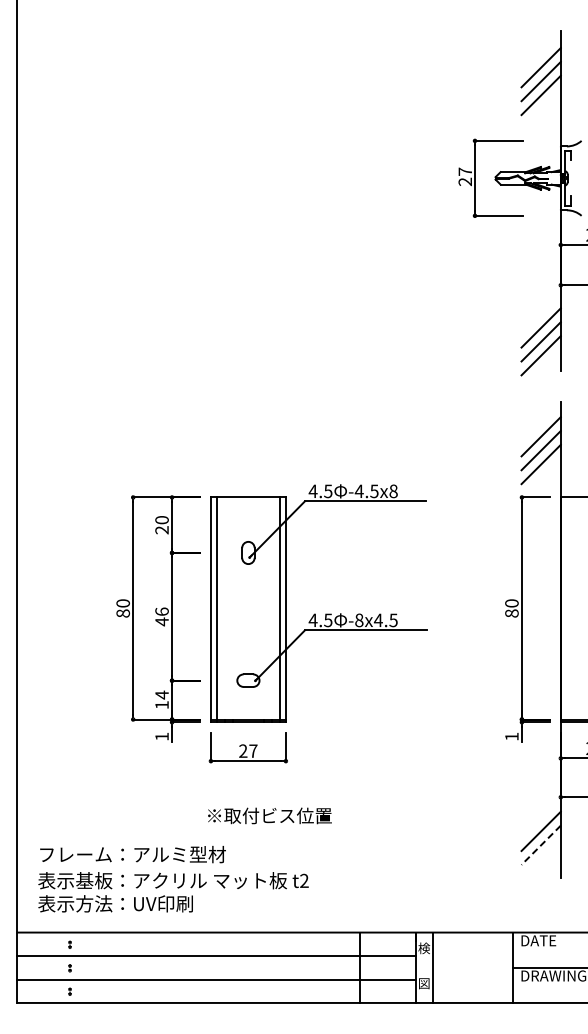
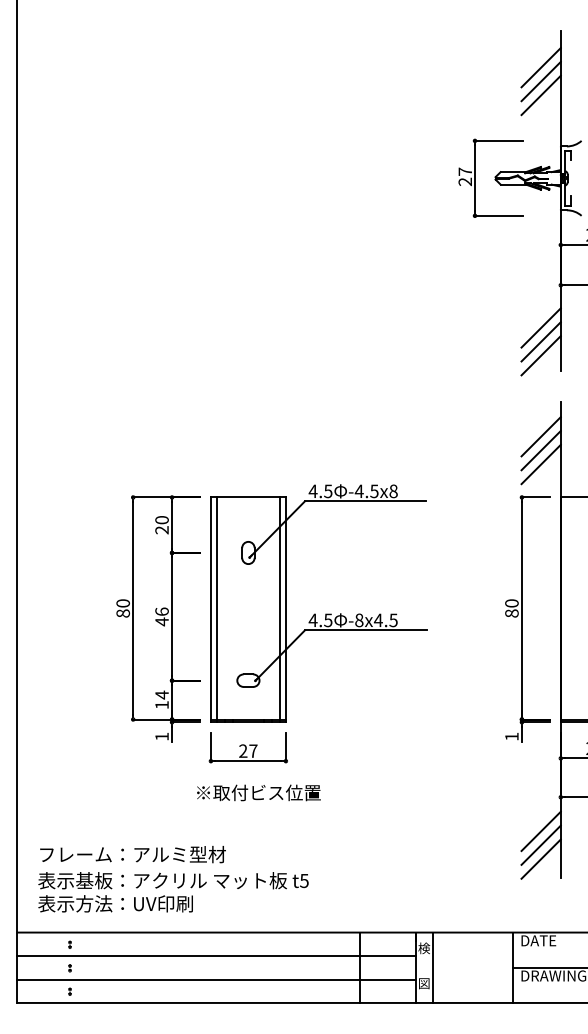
text position: (269, 815) -> (258, 792) (258, 792)
line: dashed -> solid (541, 845)
line: none -> present (540, 858)
text: t2 -> t5 (304, 880)
